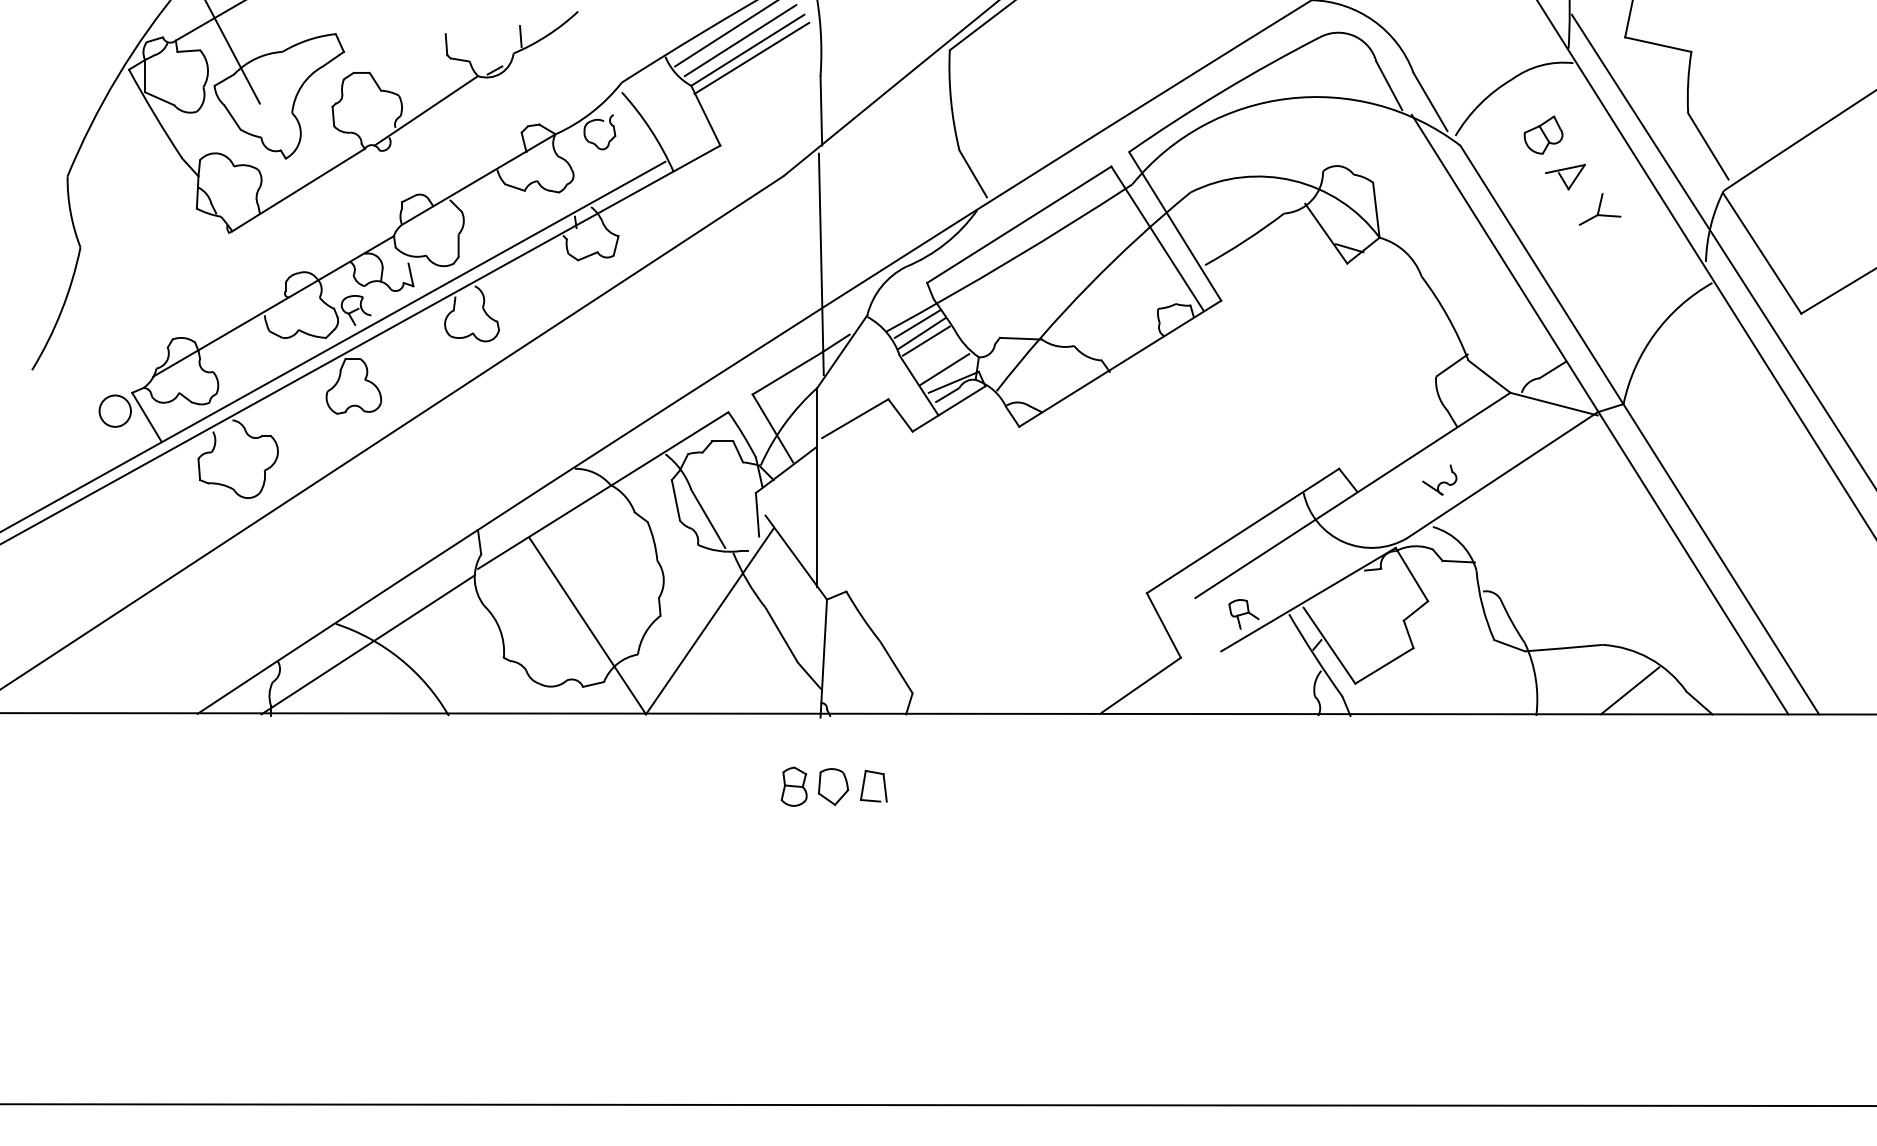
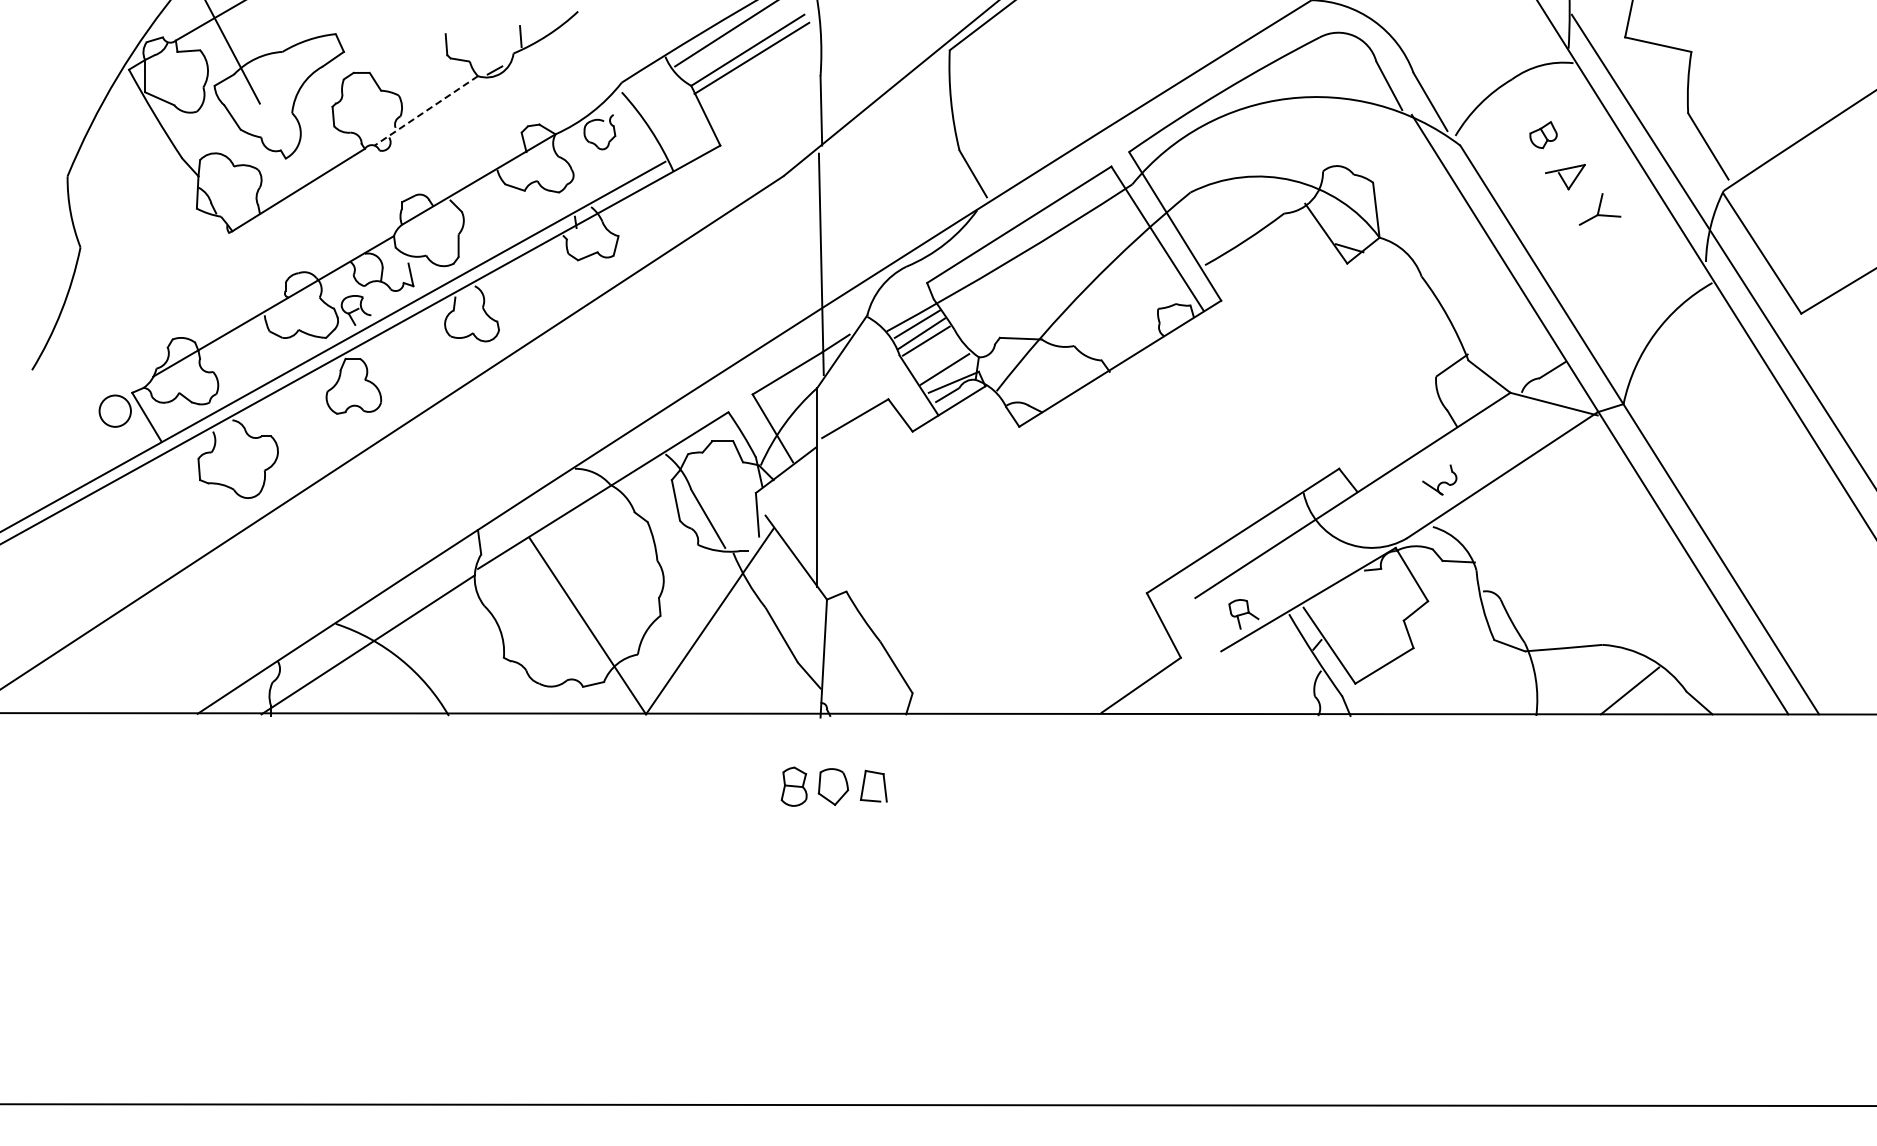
line: present -> none (740, 40)
line: solid -> dashed (425, 111)
part size: 41x40 px -> 29x29 px (1543, 135)
